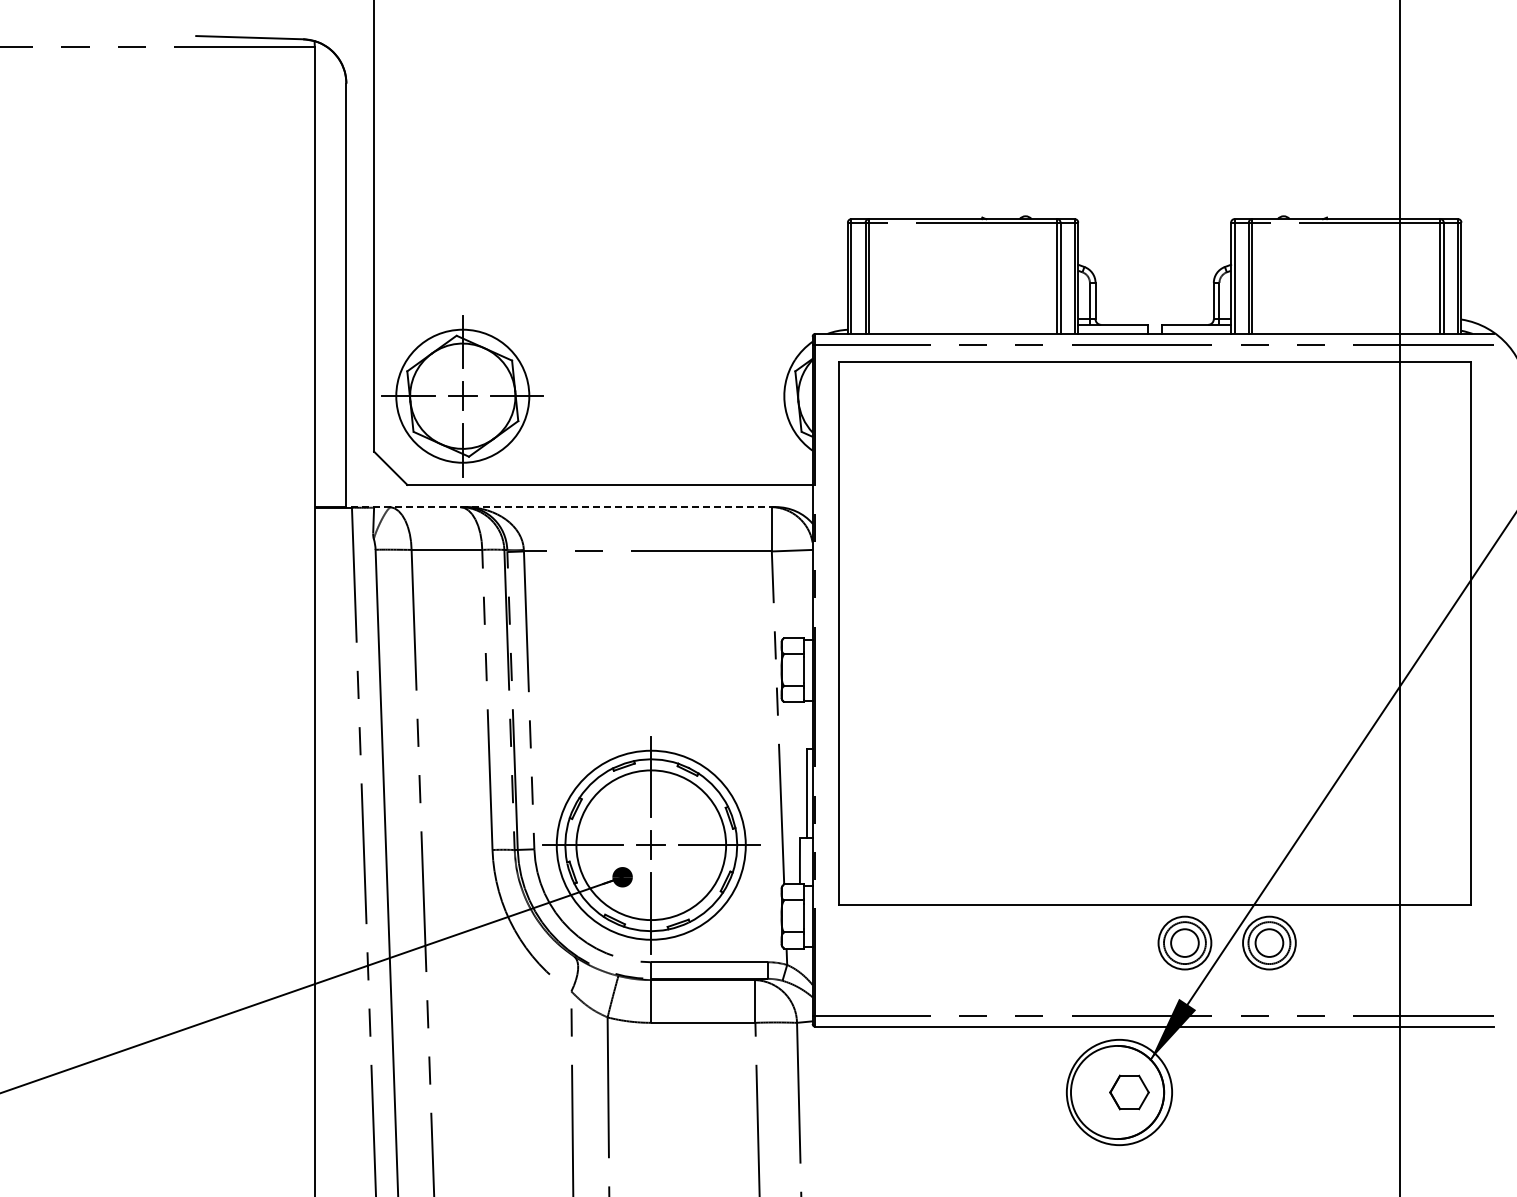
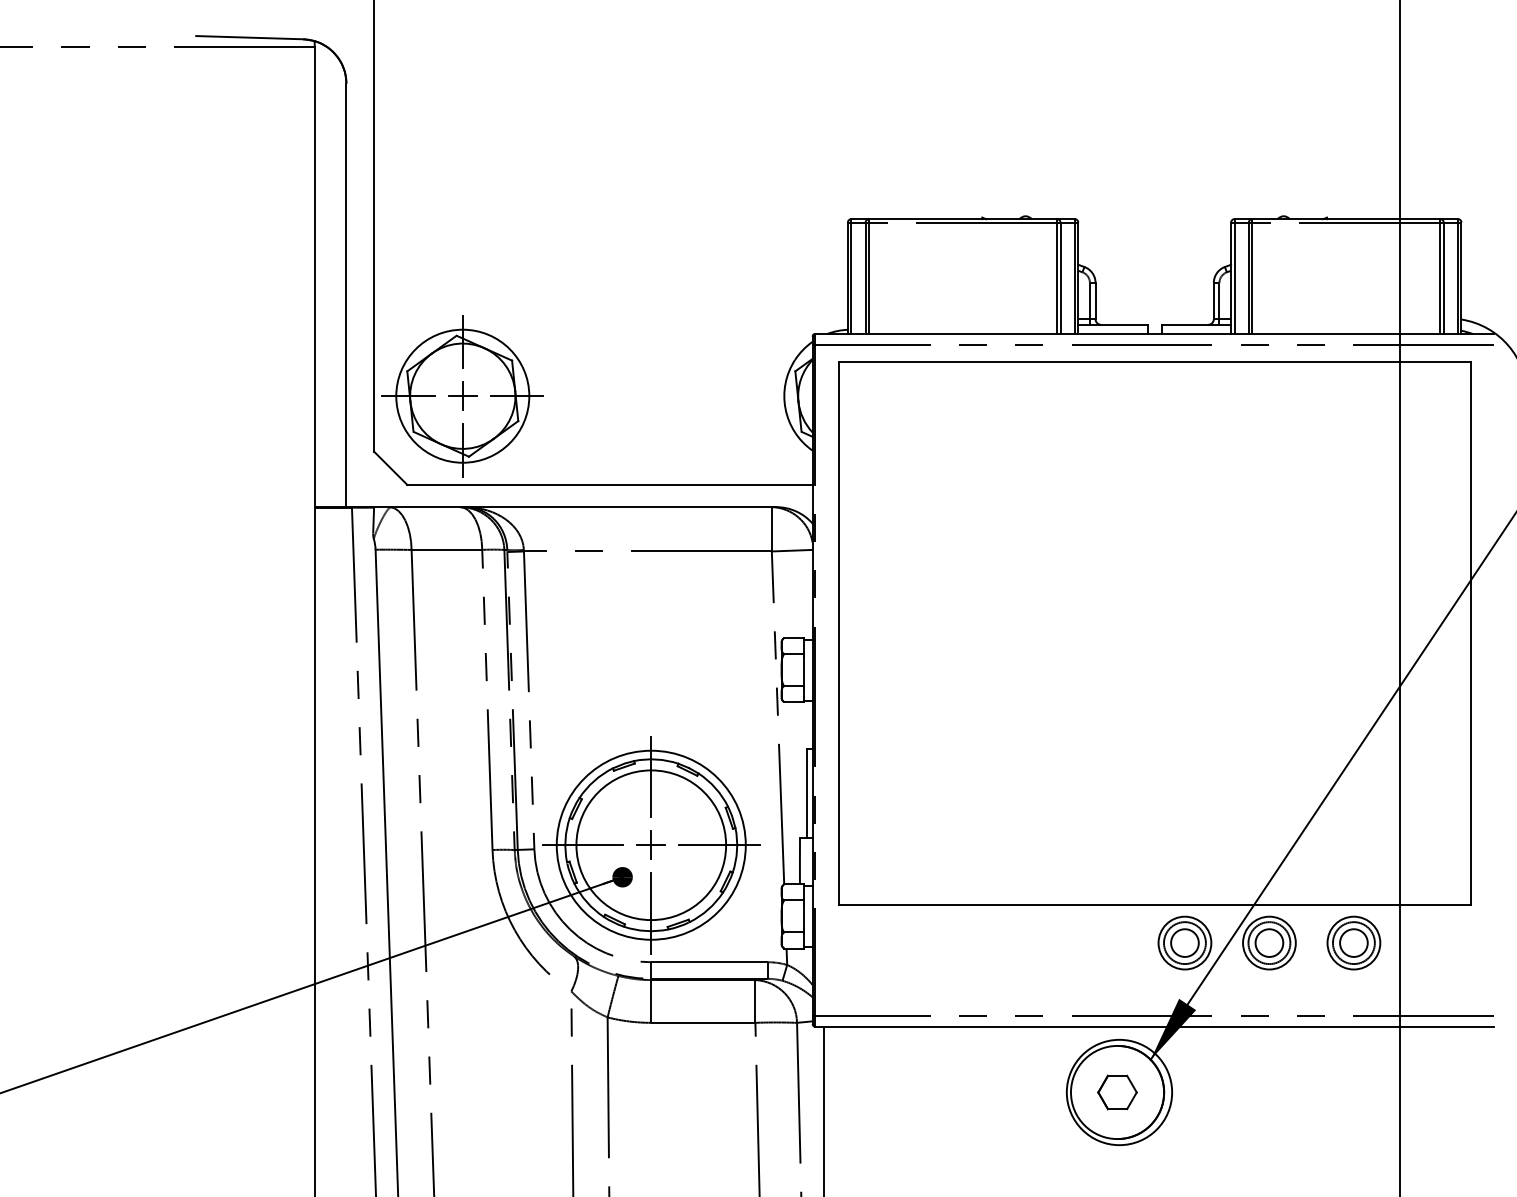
line: dashed -> solid (561, 507)
part: none -> present (1353, 942)
part position: (1129, 1092) -> (1117, 1092) (1117, 1092)
line: none -> present (823, 1109)
